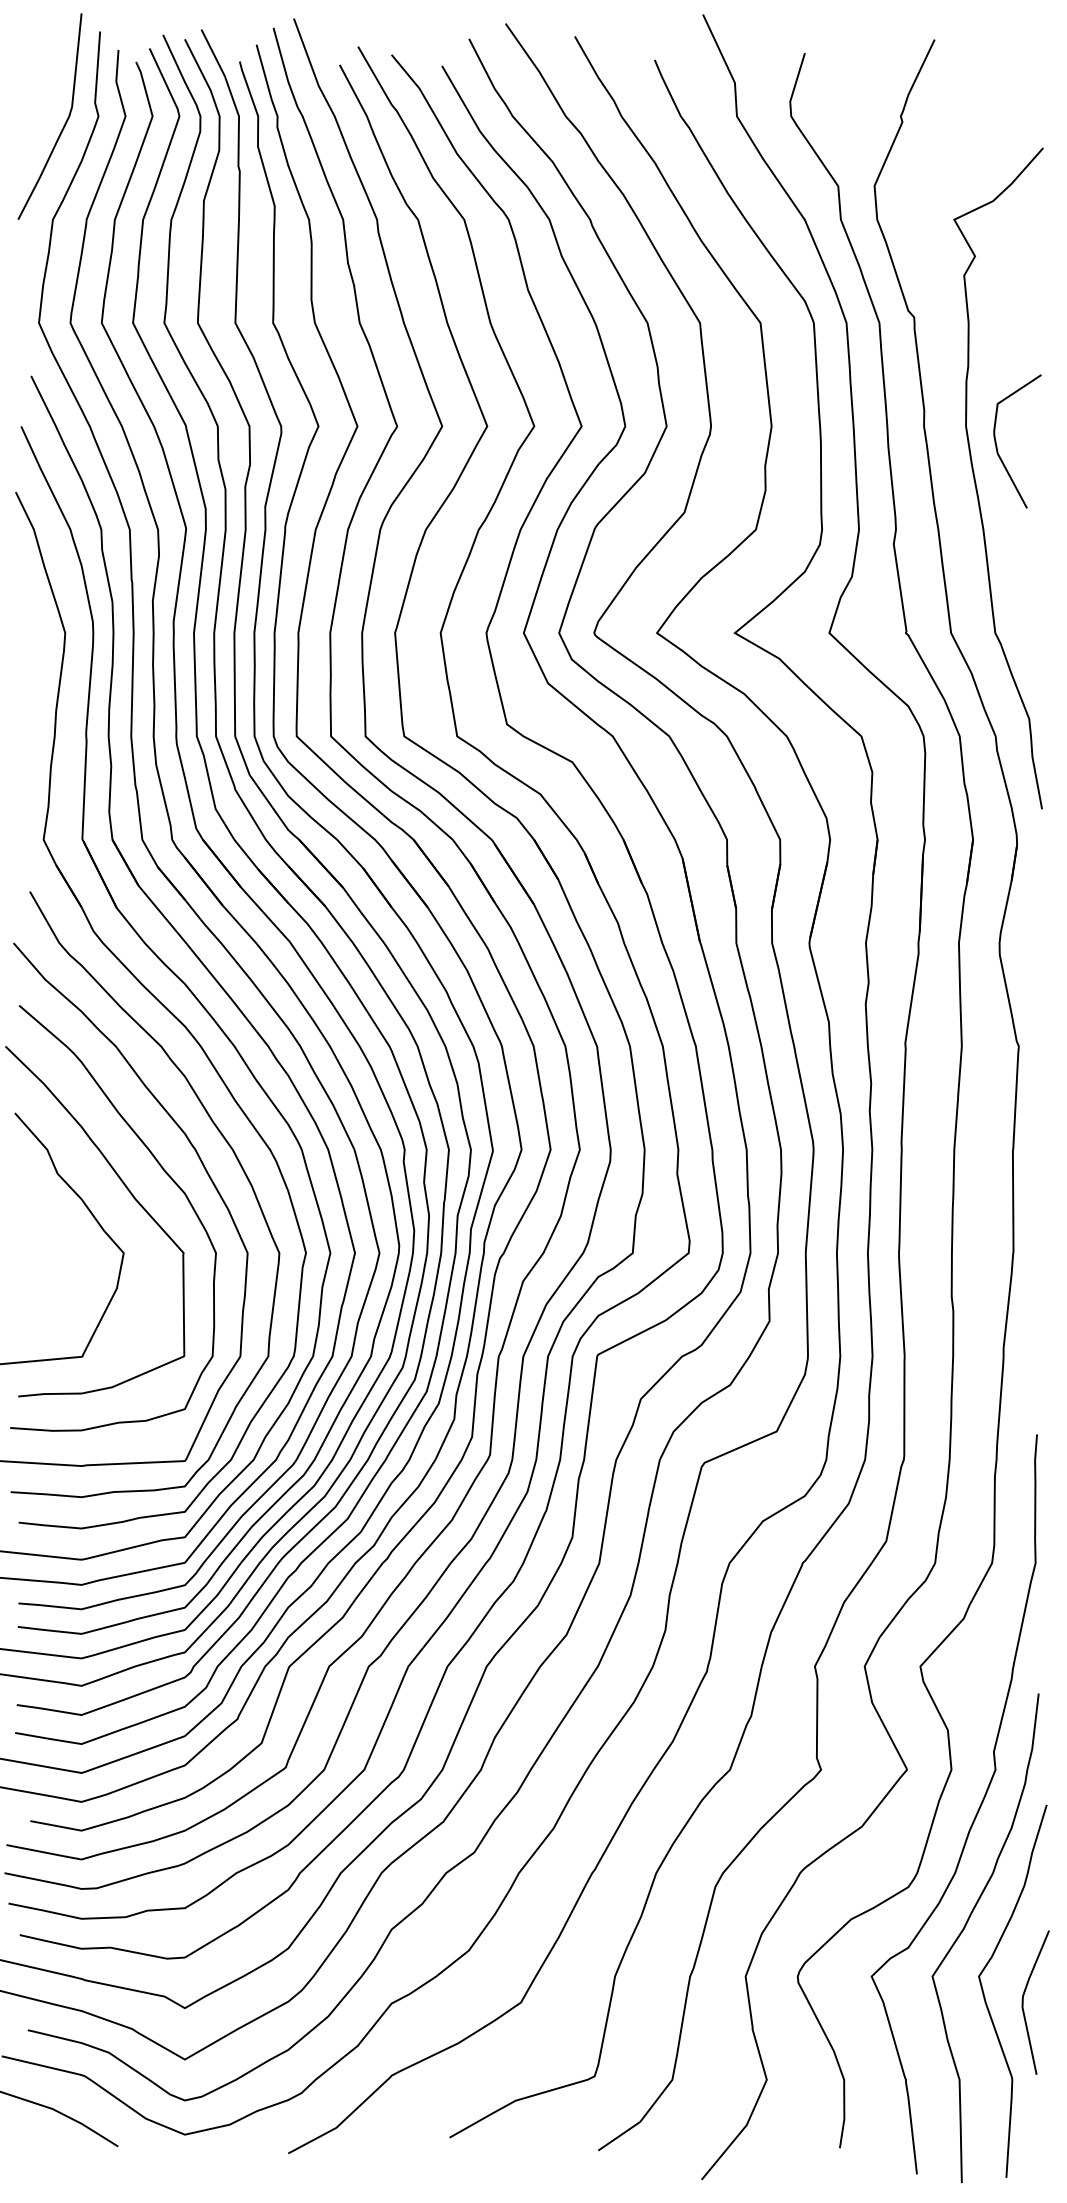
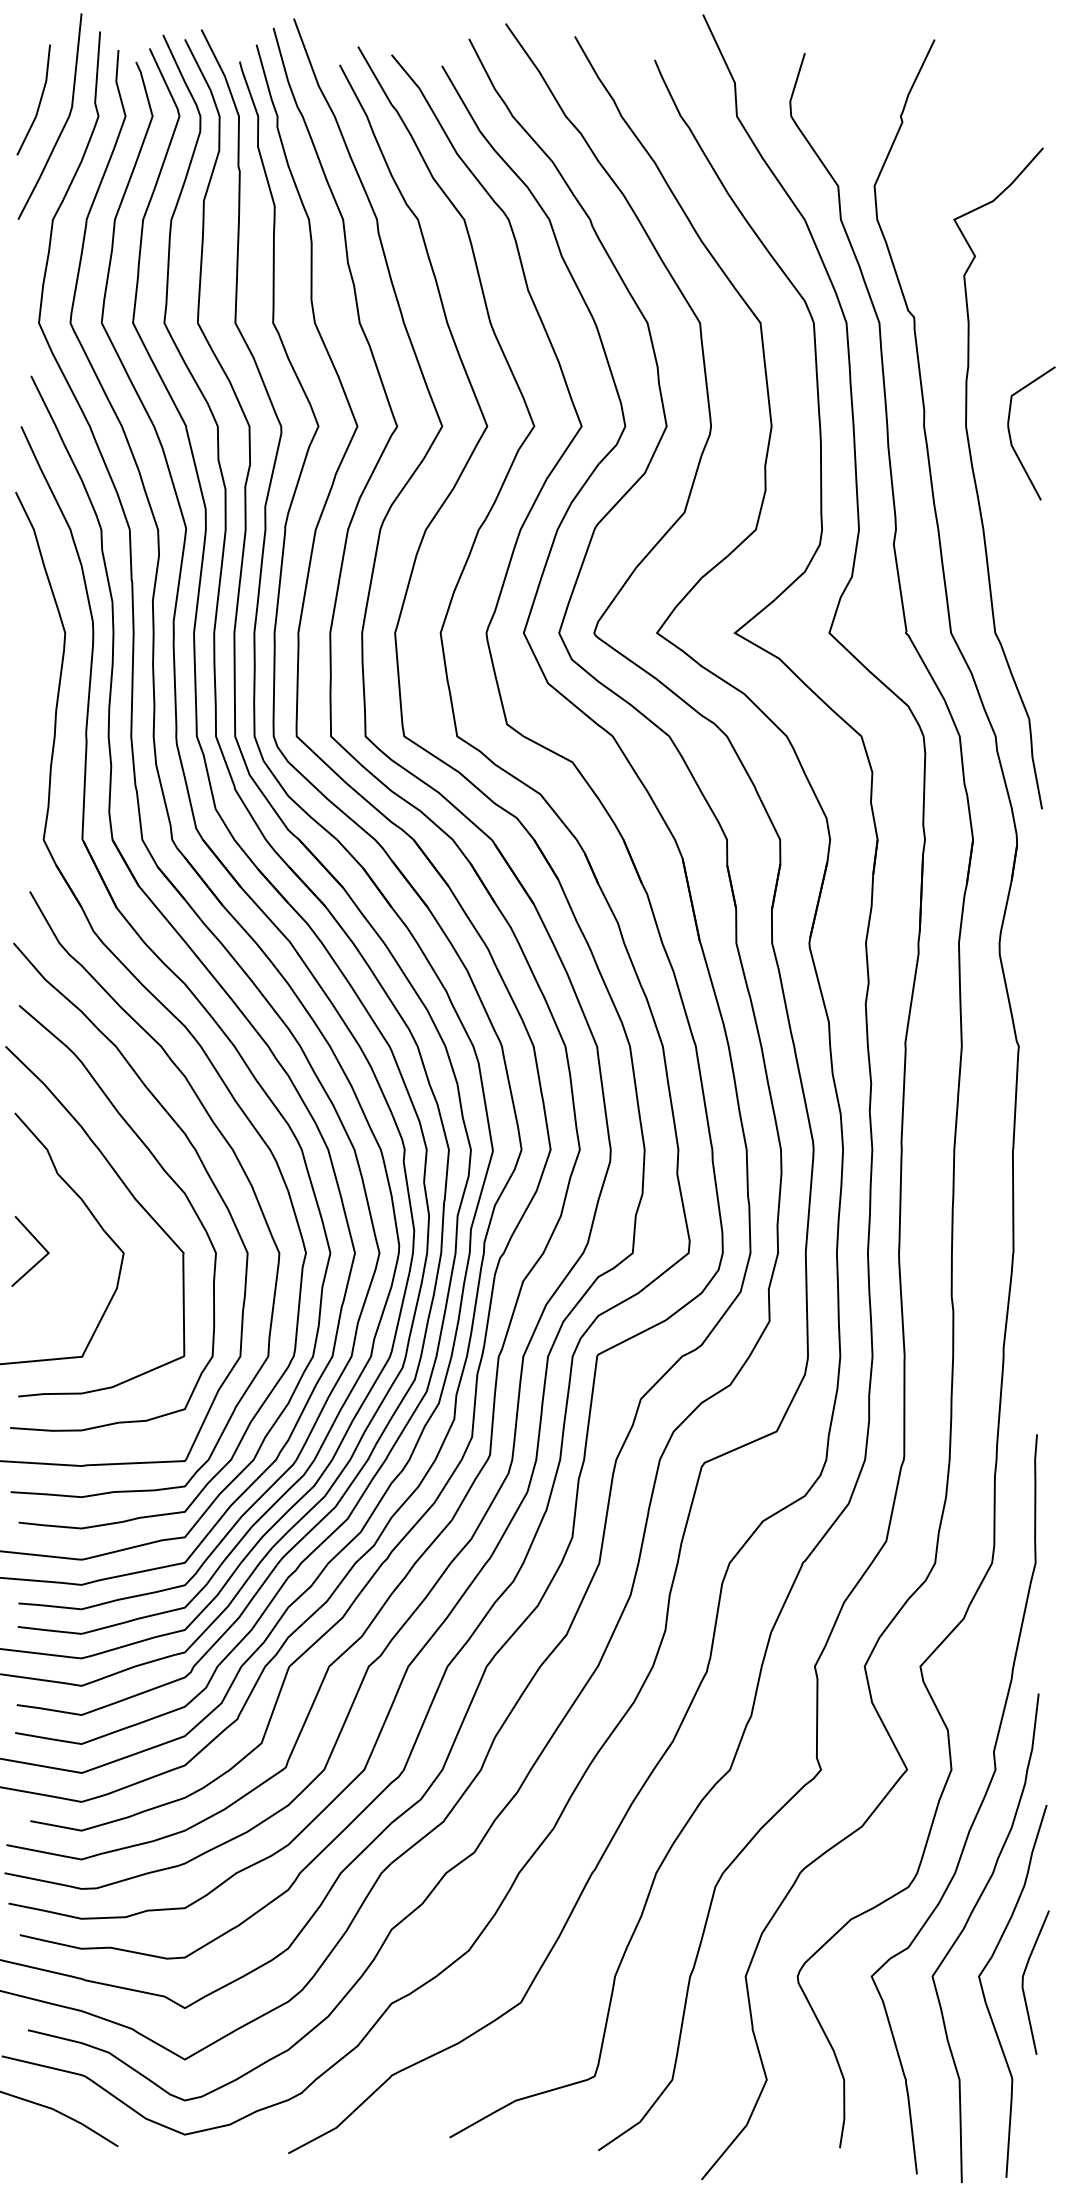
line: none -> present (39, 100)
curve position: (997, 445) -> (1011, 437) (1011, 437)
line: none -> present (38, 1243)
line position: (1023, 2002) -> (1023, 1982) (1023, 1982)
